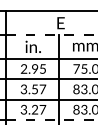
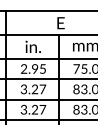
line: dashed -> solid (52, 35)
text: 3.57 -> 3.27 (34, 89)
line: dashed -> solid (52, 120)
